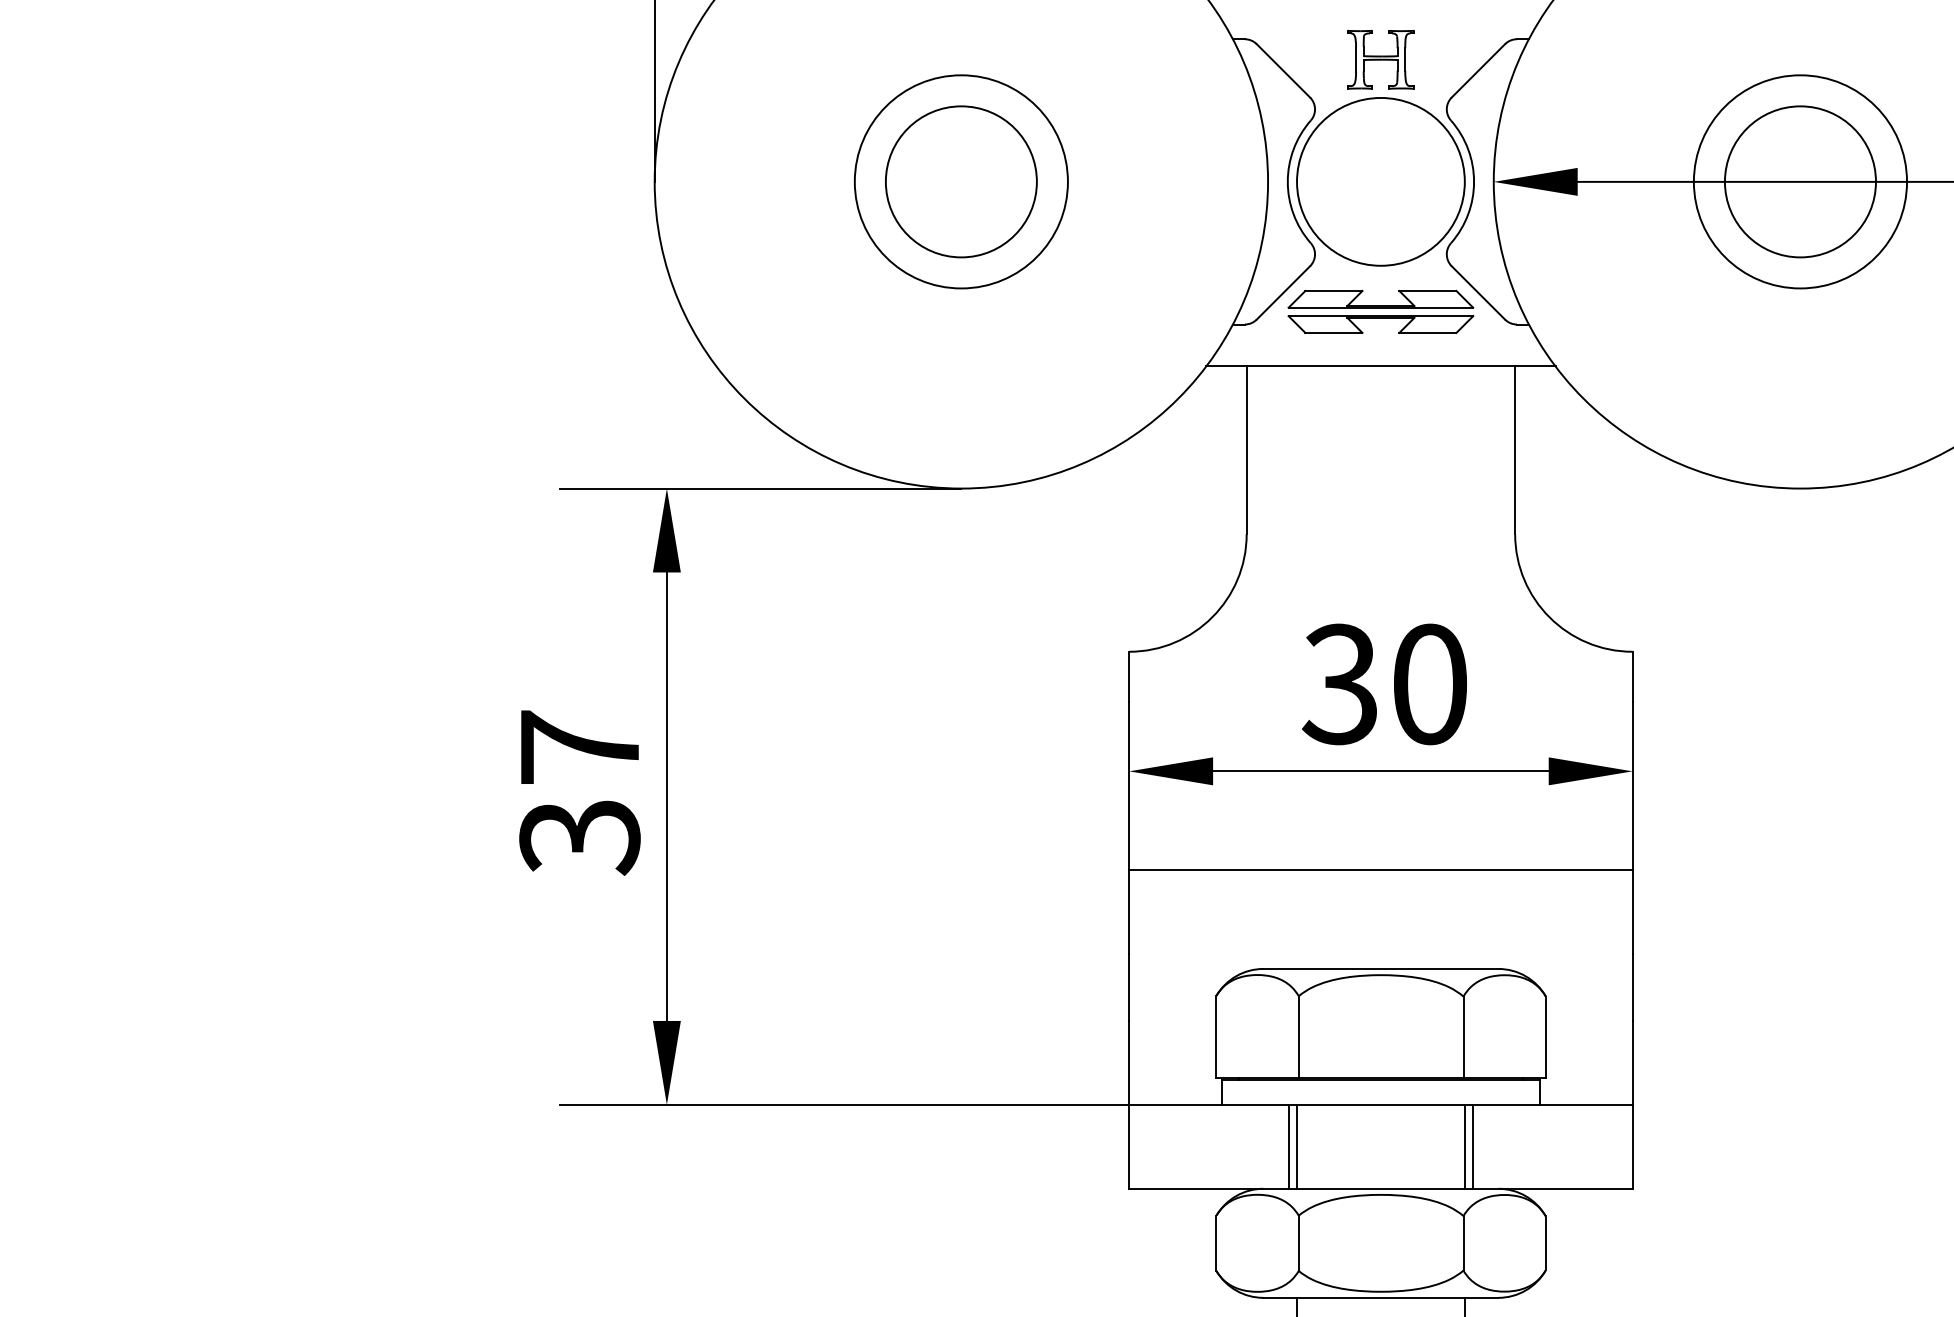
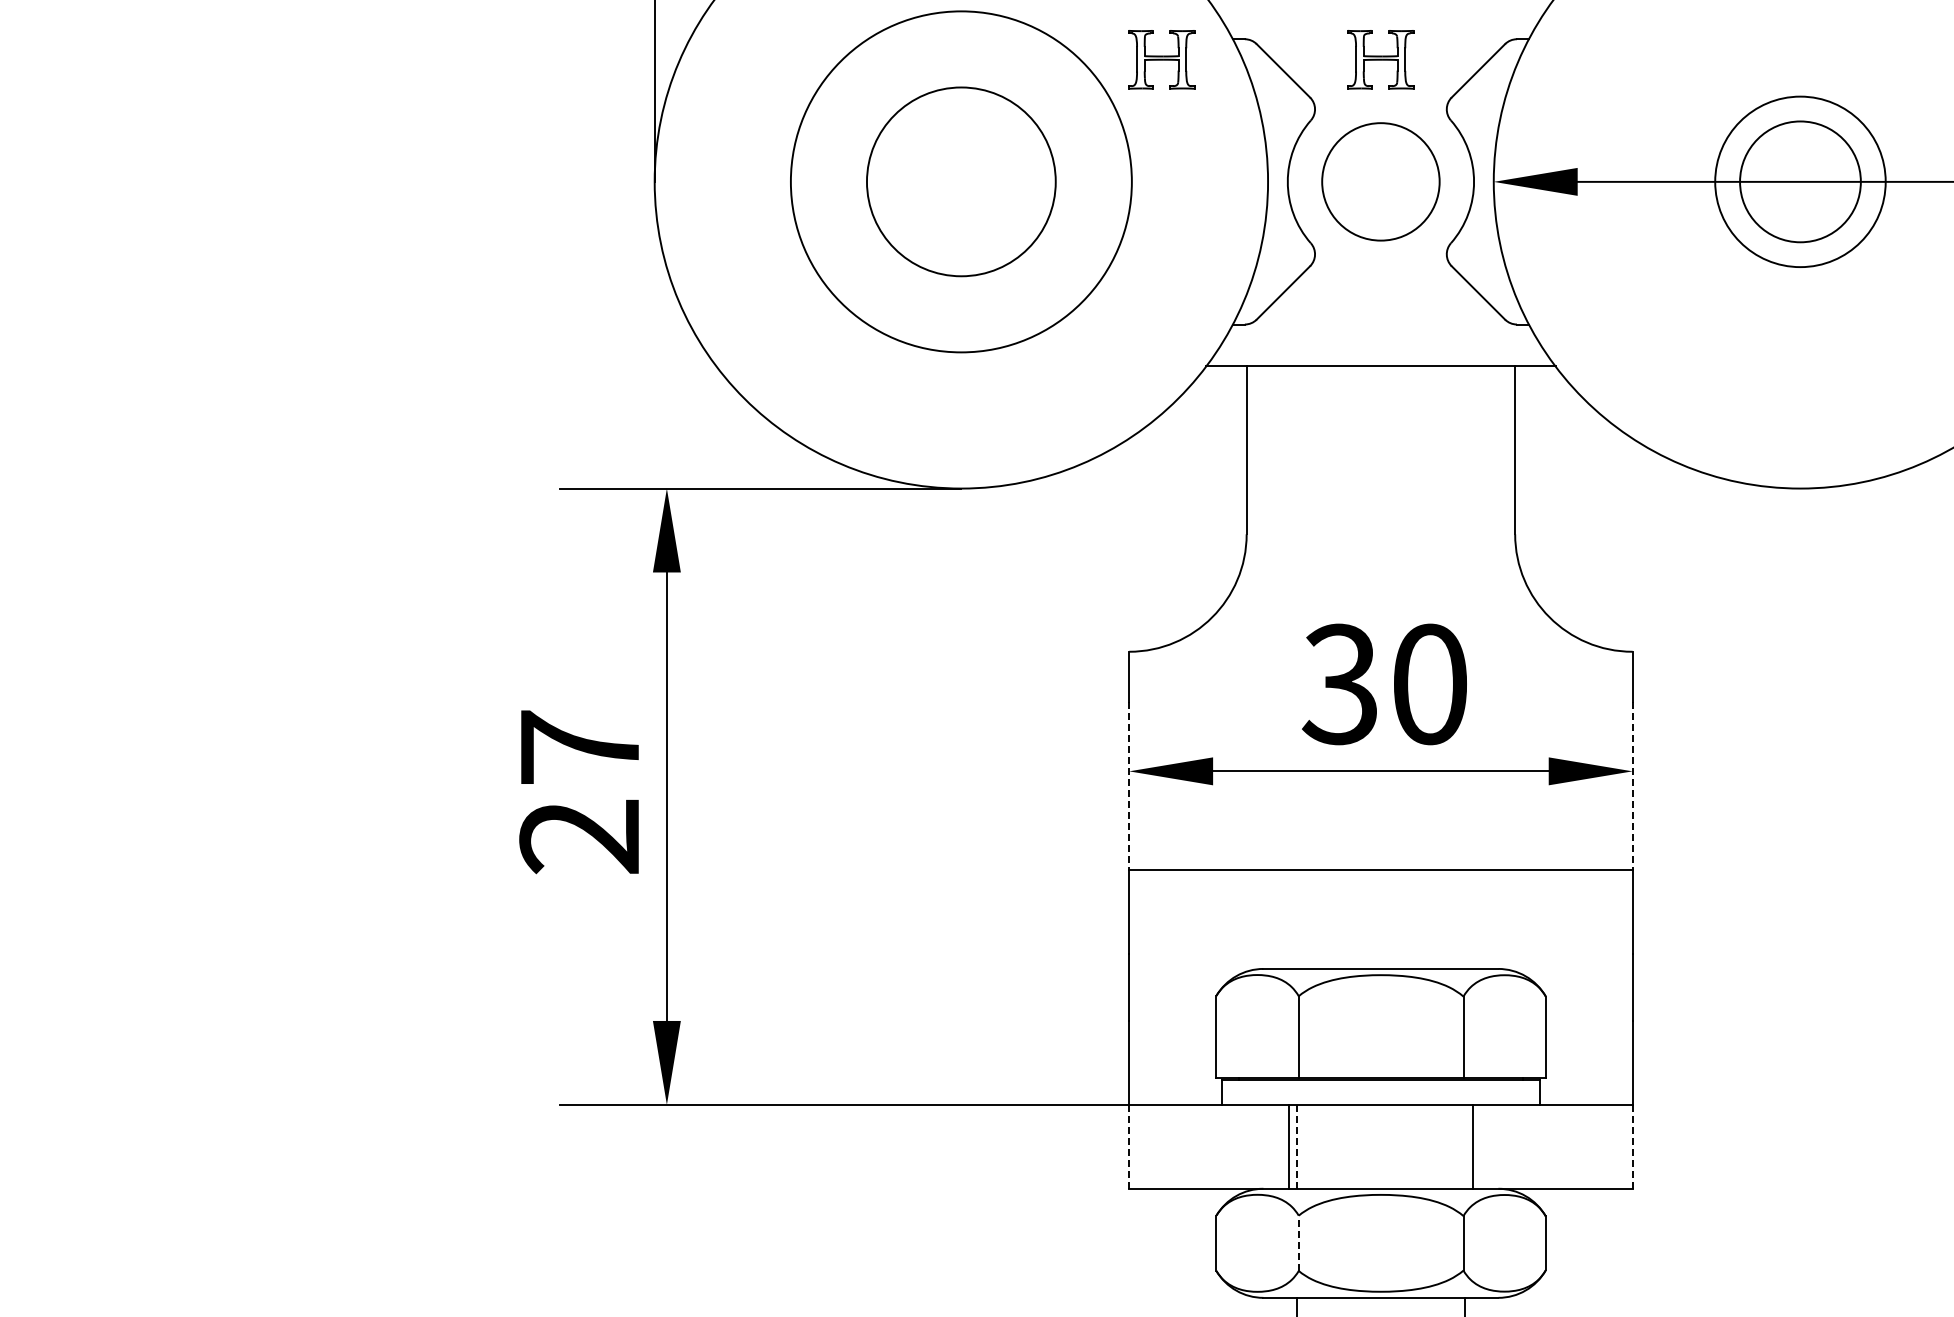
part: none -> present (1161, 59)
circle diameter: 151 px -> 189 px (960, 181)
circle diameter: 213 px -> 341 px (960, 181)
circle diameter: 168 px -> 117 px (1380, 181)
circle diameter: 151 px -> 121 px (1800, 181)
circle diameter: 213 px -> 171 px (1800, 181)
part: present -> none (1380, 311)
line: solid -> dashed (1129, 786)
line: solid -> dashed (1632, 786)
text: 37 -> 27 (579, 837)
line: solid -> dashed (1129, 1146)
line: solid -> dashed (1297, 1146)
line: present -> none (1464, 1146)
line: solid -> dashed (1632, 1146)
line: solid -> dashed (1298, 1243)
